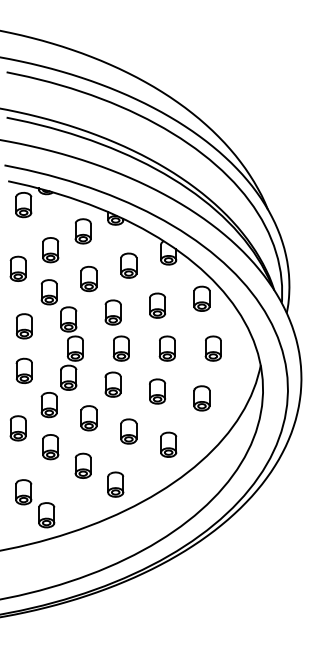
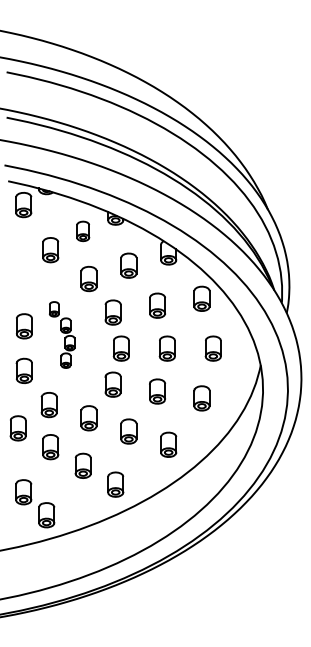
part size: 18x27 px -> 15x23 px (83, 231)
part: present -> none (17, 268)
part size: 44x112 px -> 27x68 px (62, 334)
